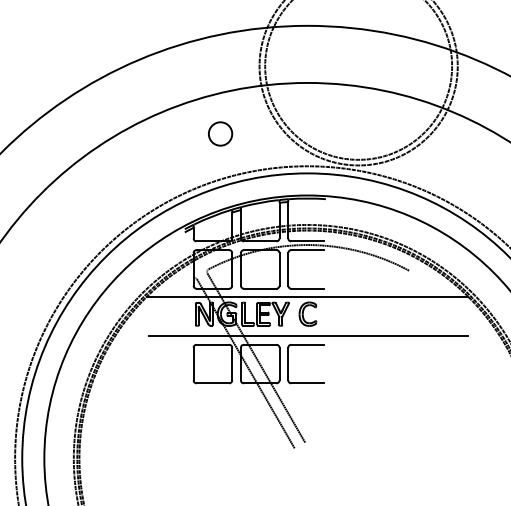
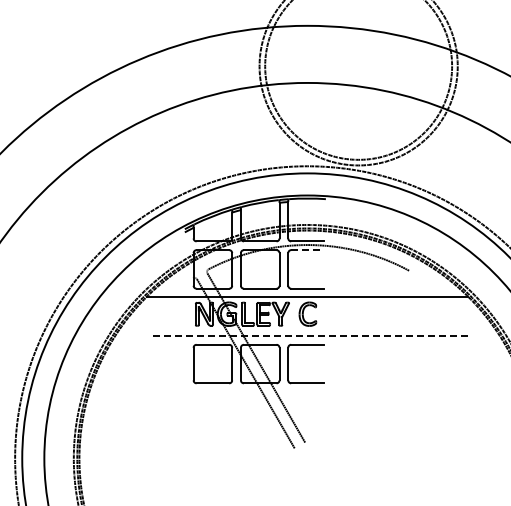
circle: present -> none (220, 133)
line: solid -> dashed (308, 250)
line: solid -> dashed (308, 336)
